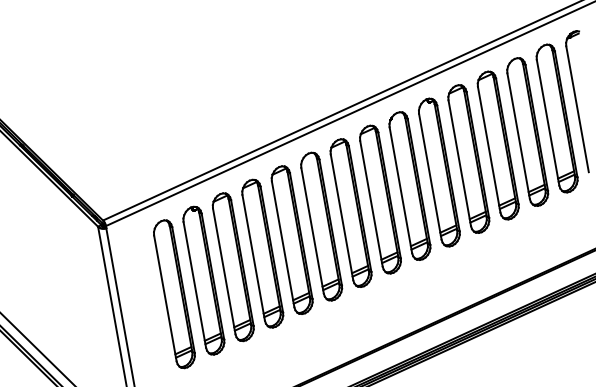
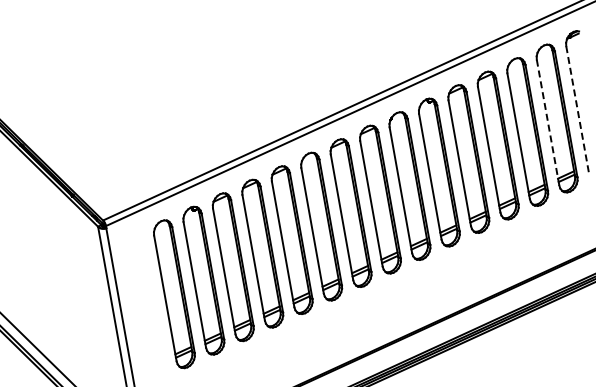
line: solid -> dashed (577, 109)
line: solid -> dashed (548, 123)
